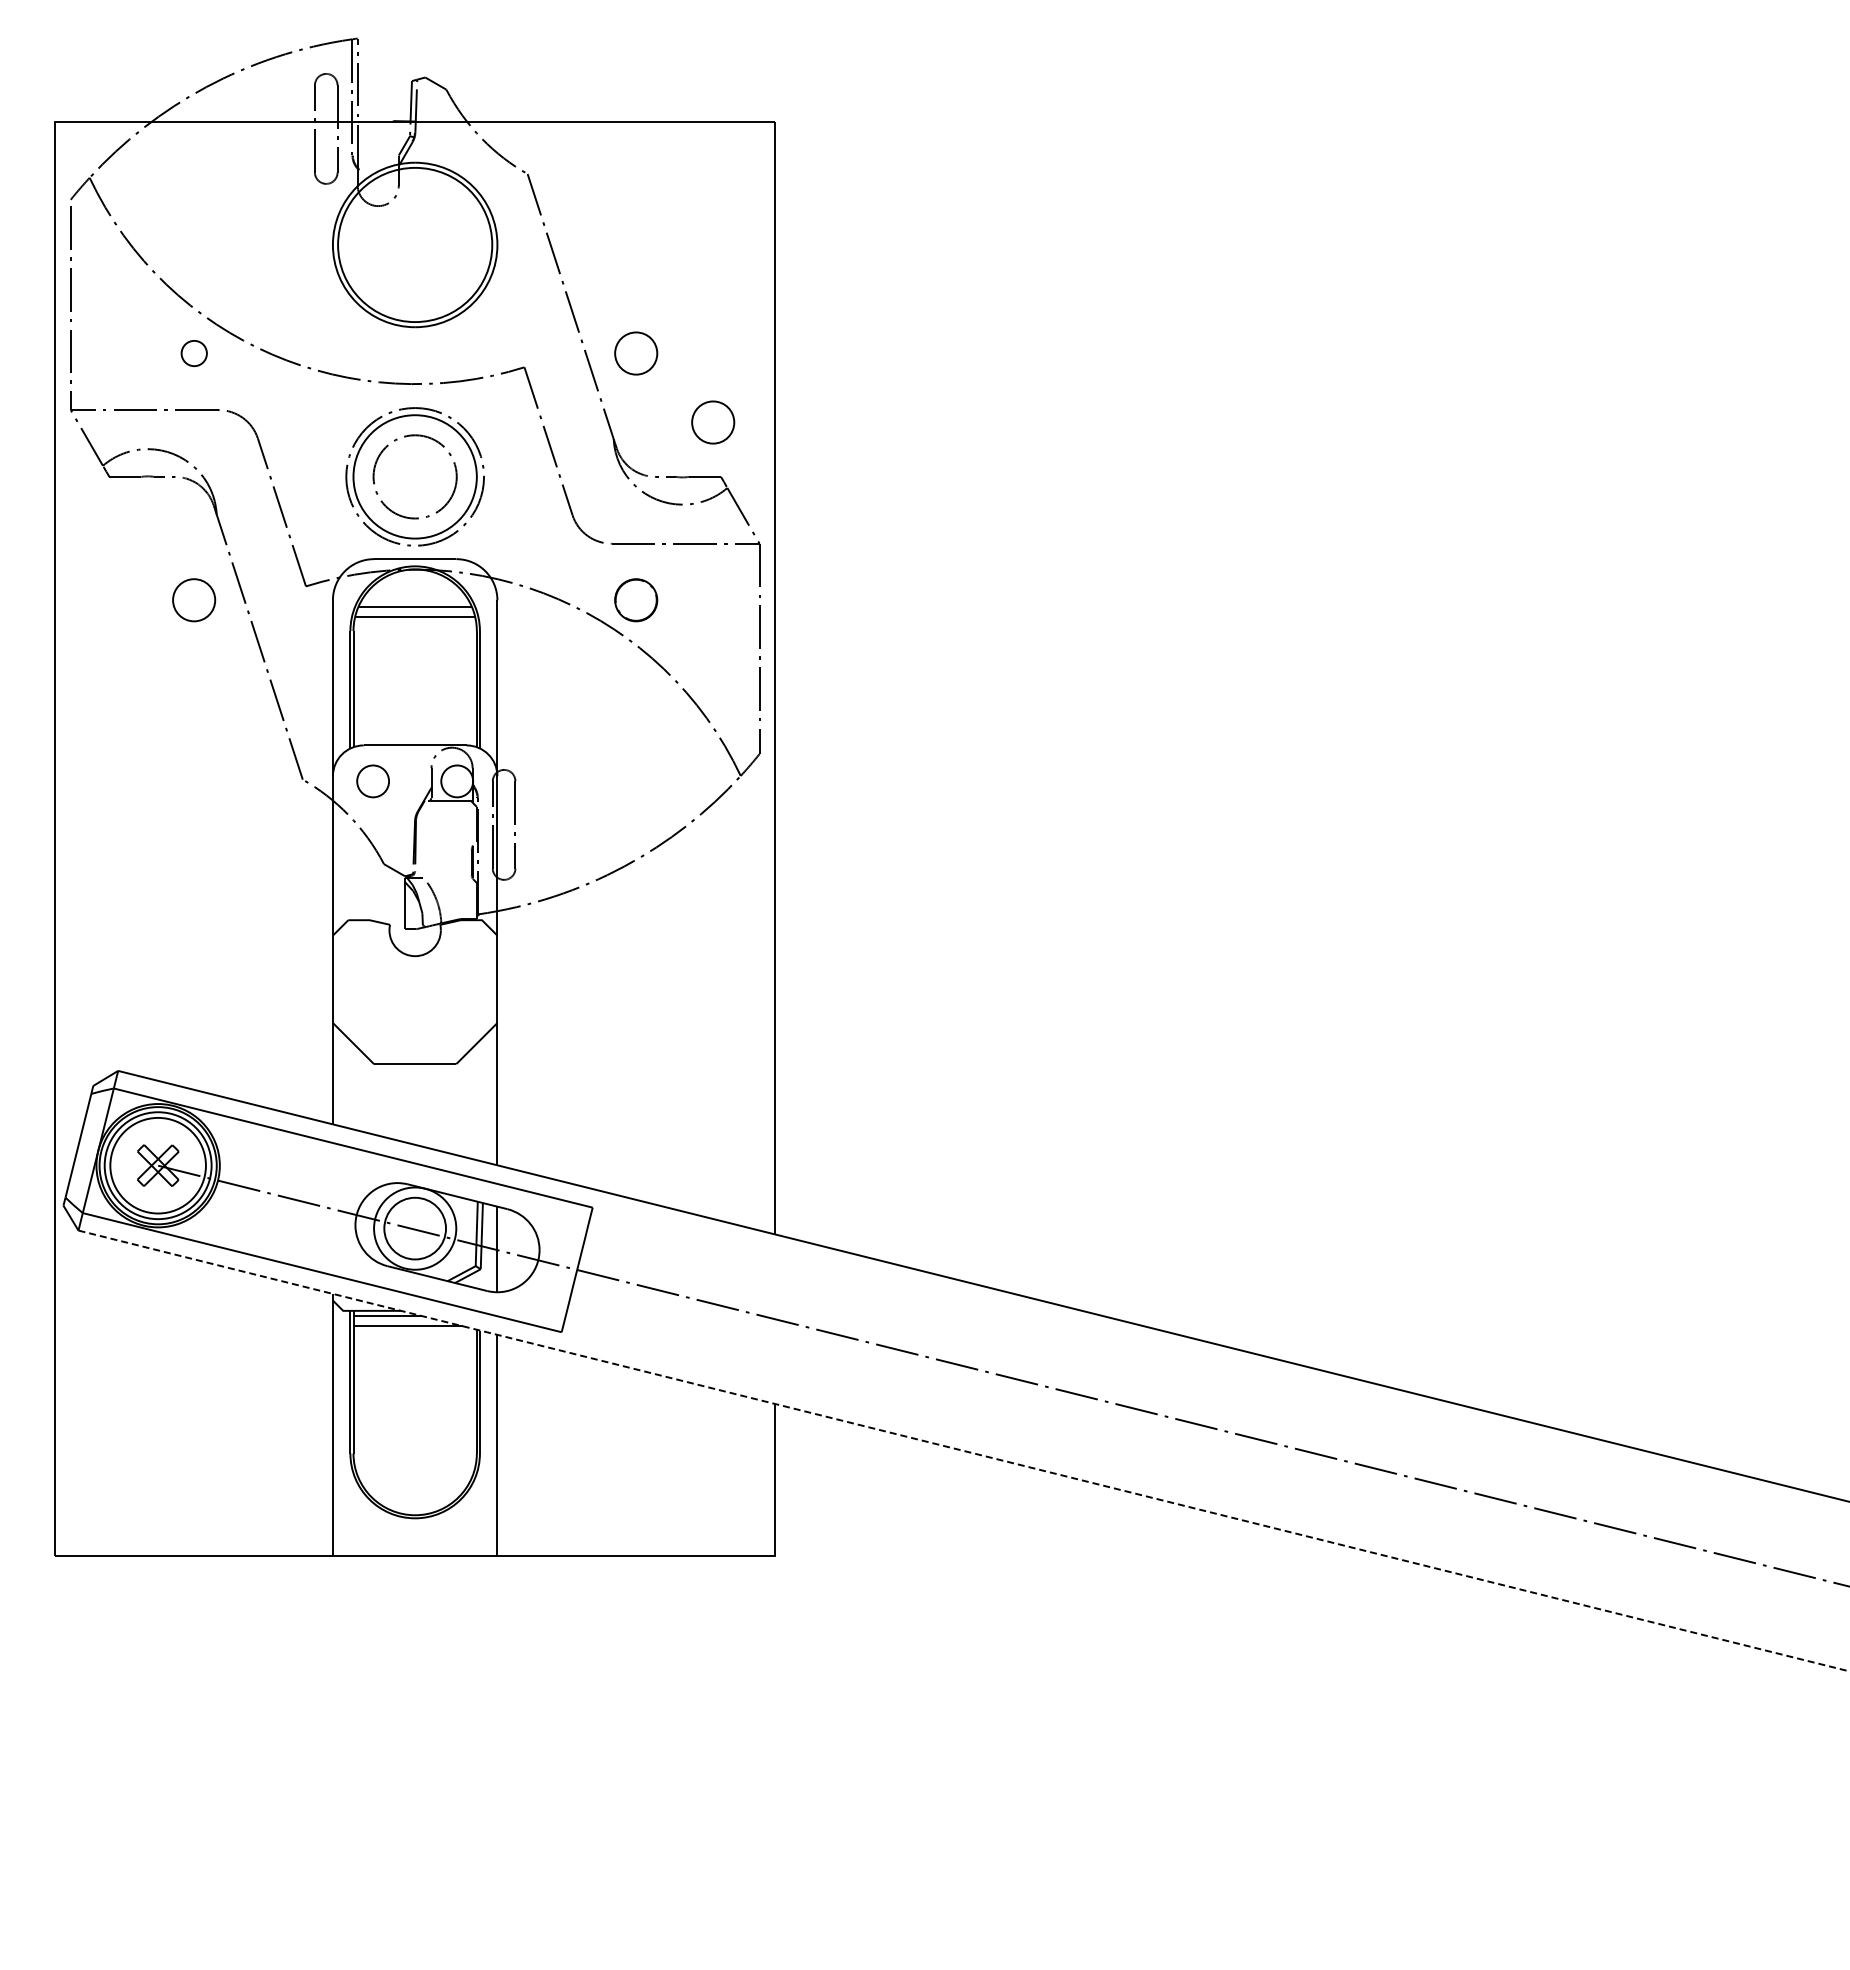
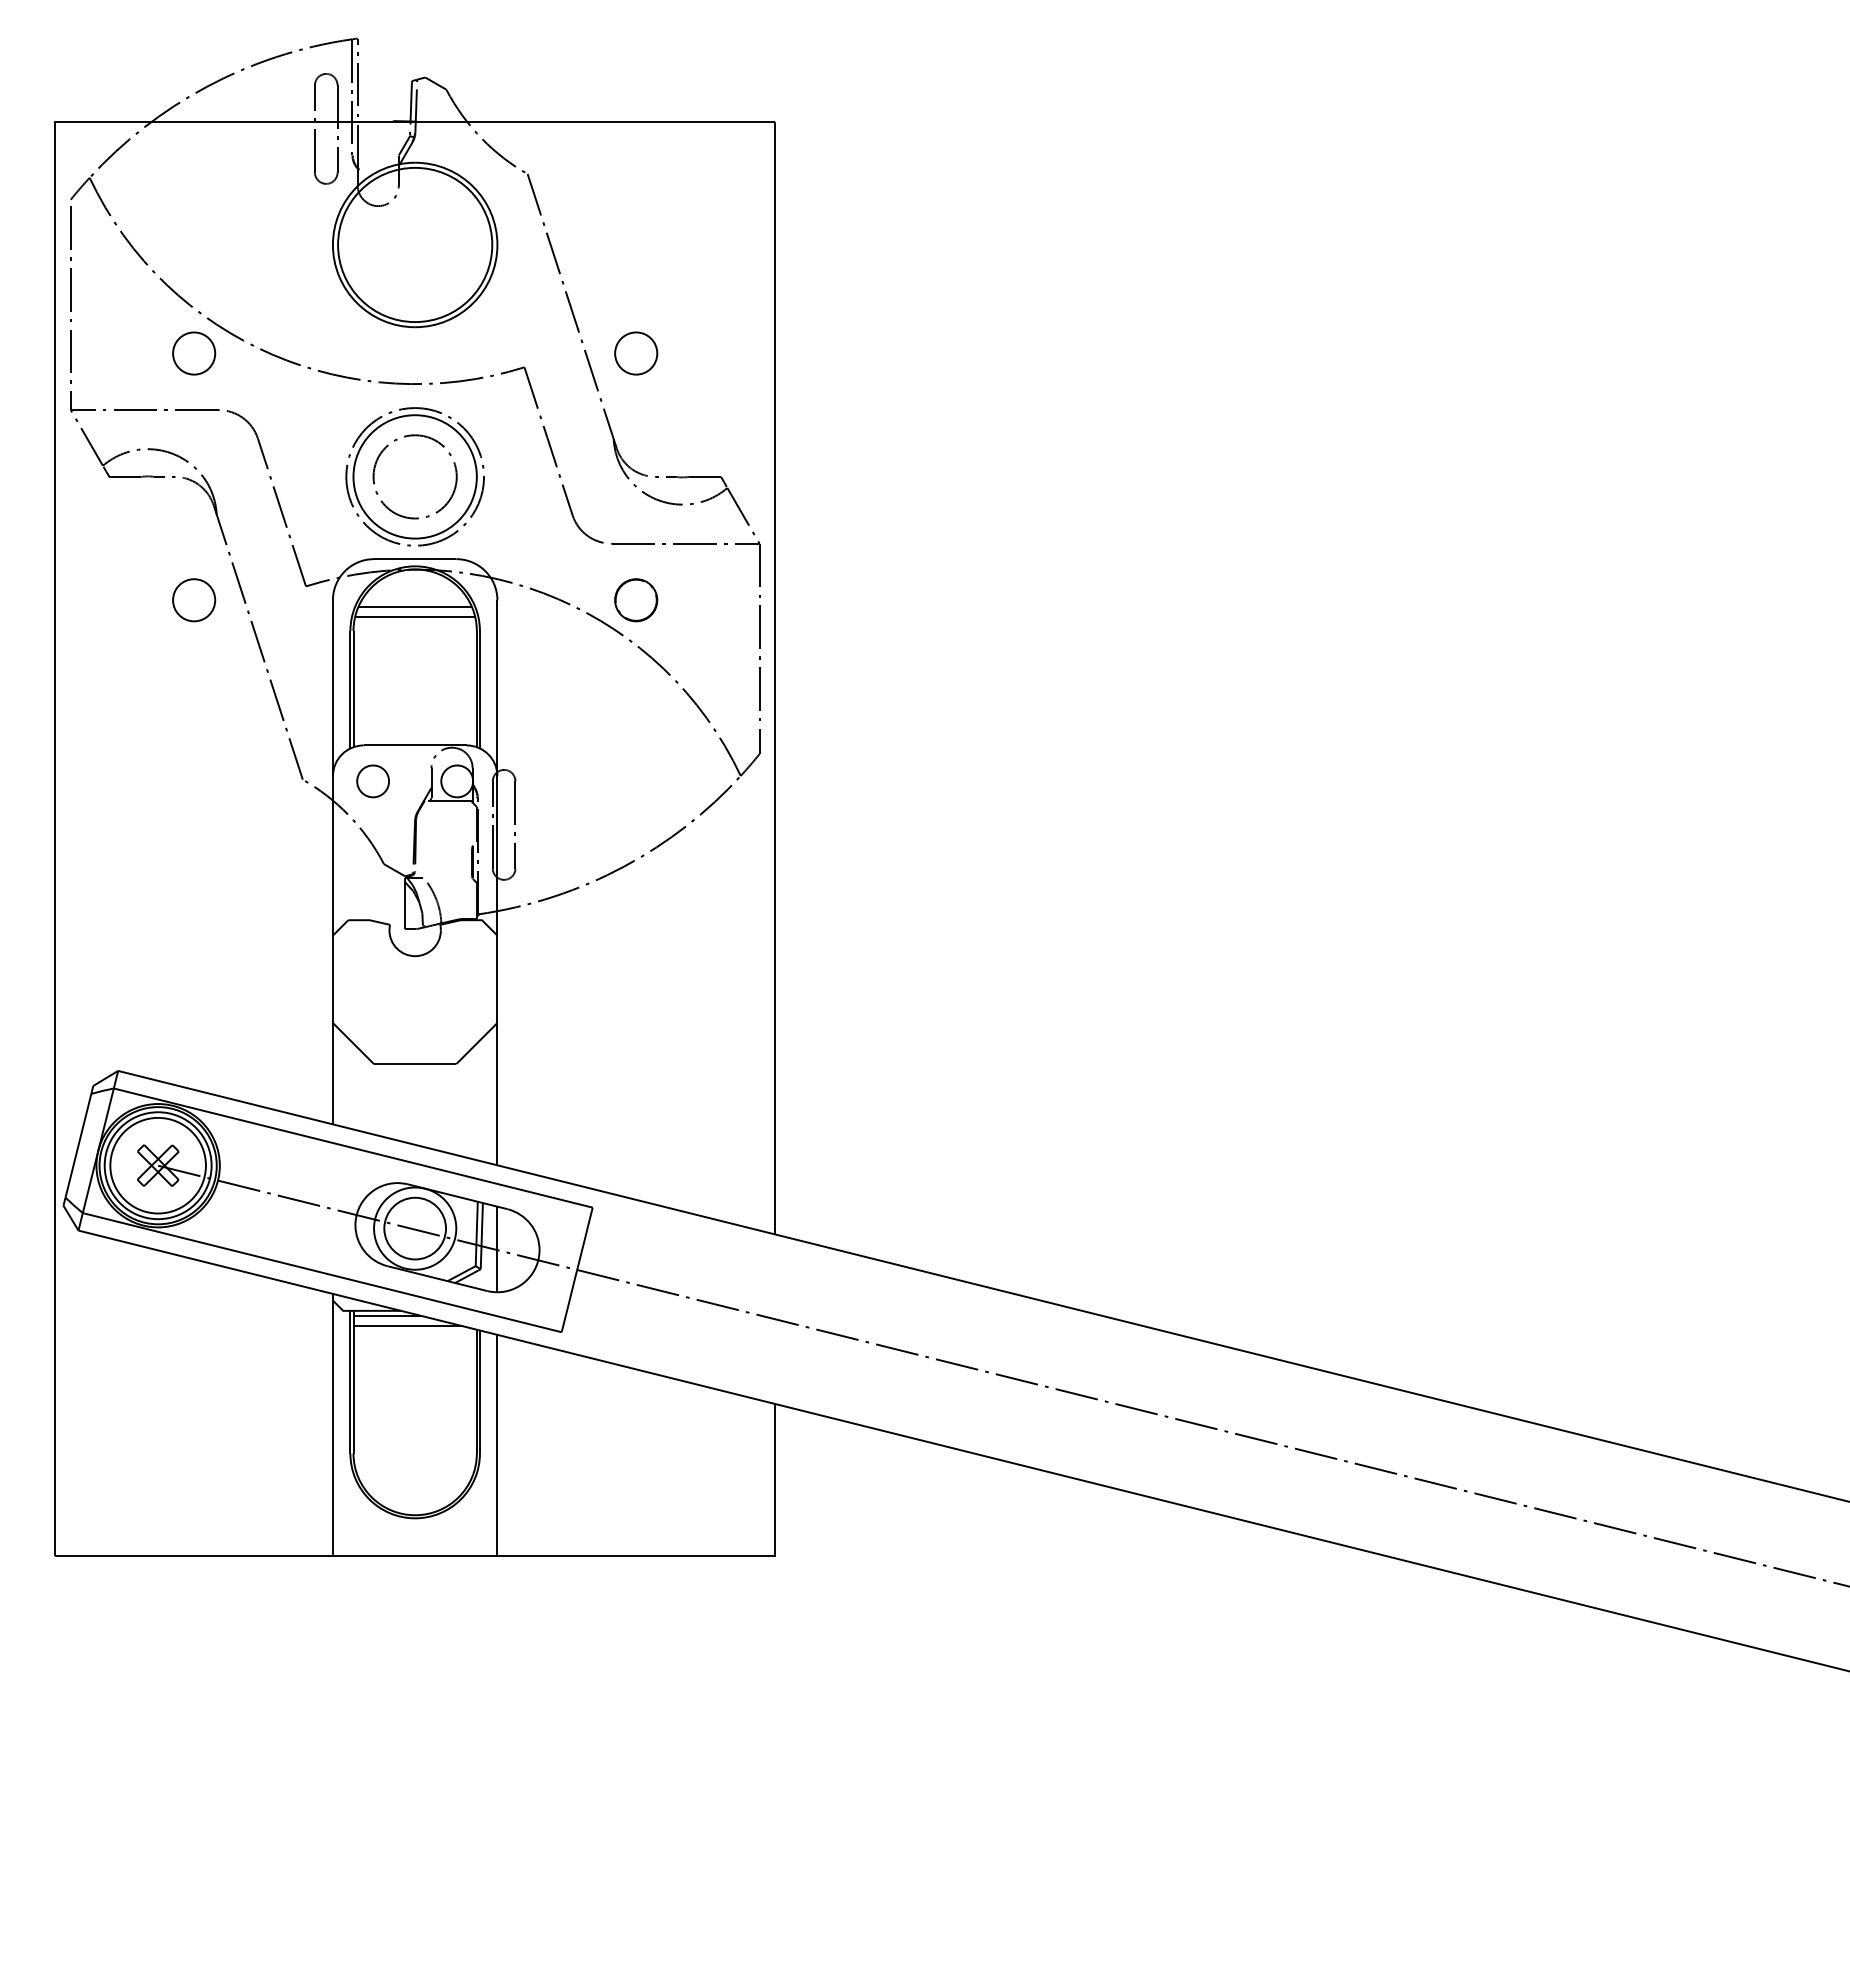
part size: 28x27 px -> 45x45 px (194, 353)
part: present -> none (713, 422)
line: dashed -> solid (964, 1451)
